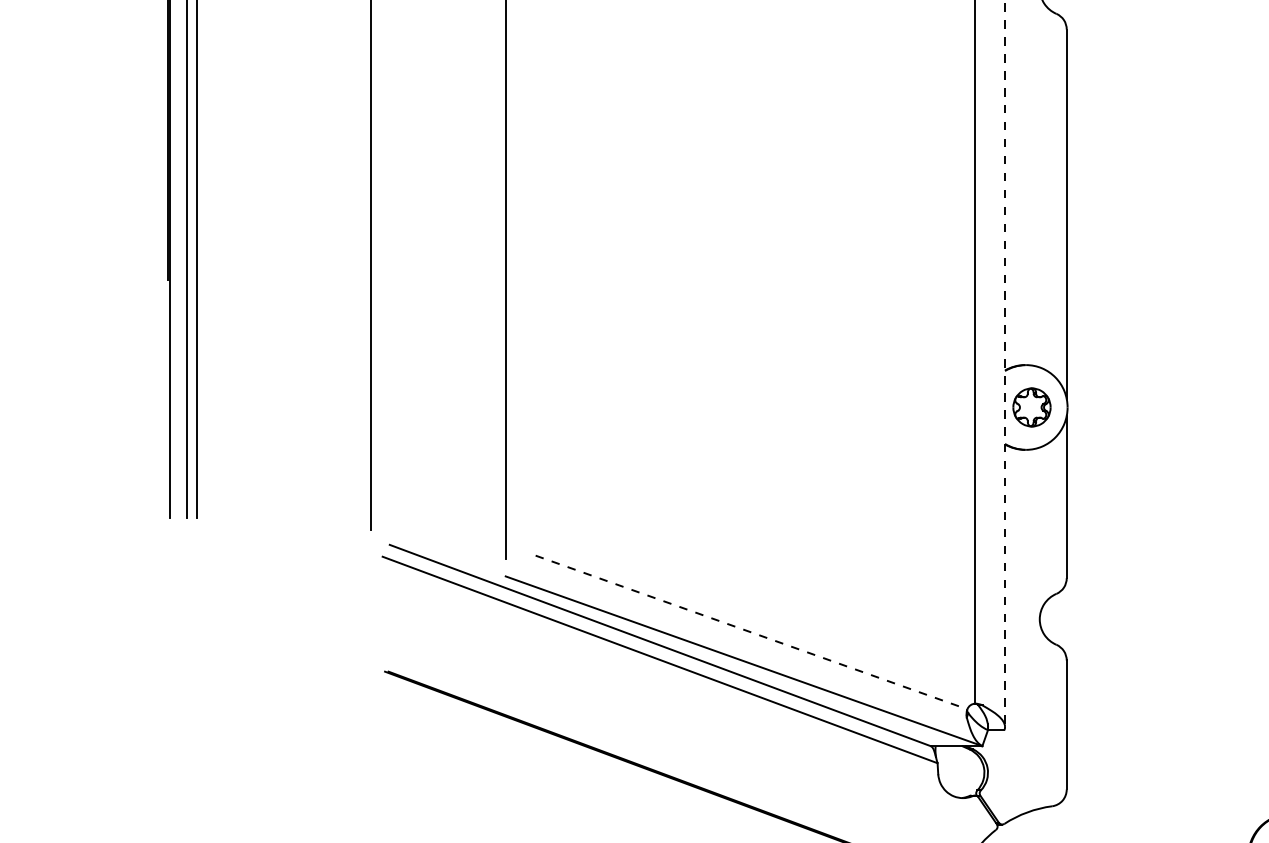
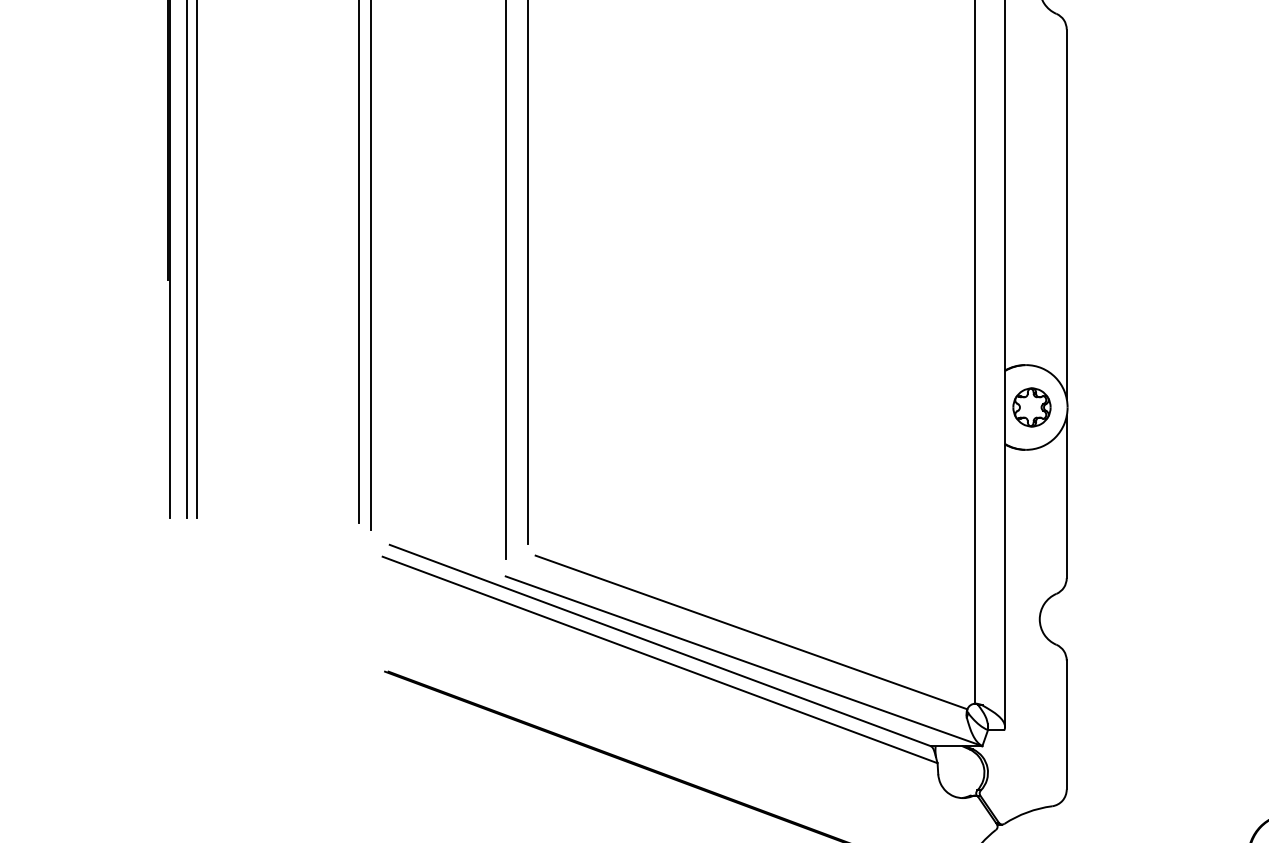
line: none -> present (359, 262)
line: none -> present (527, 273)
line: dashed -> solid (1005, 363)
line: dashed -> solid (752, 632)
